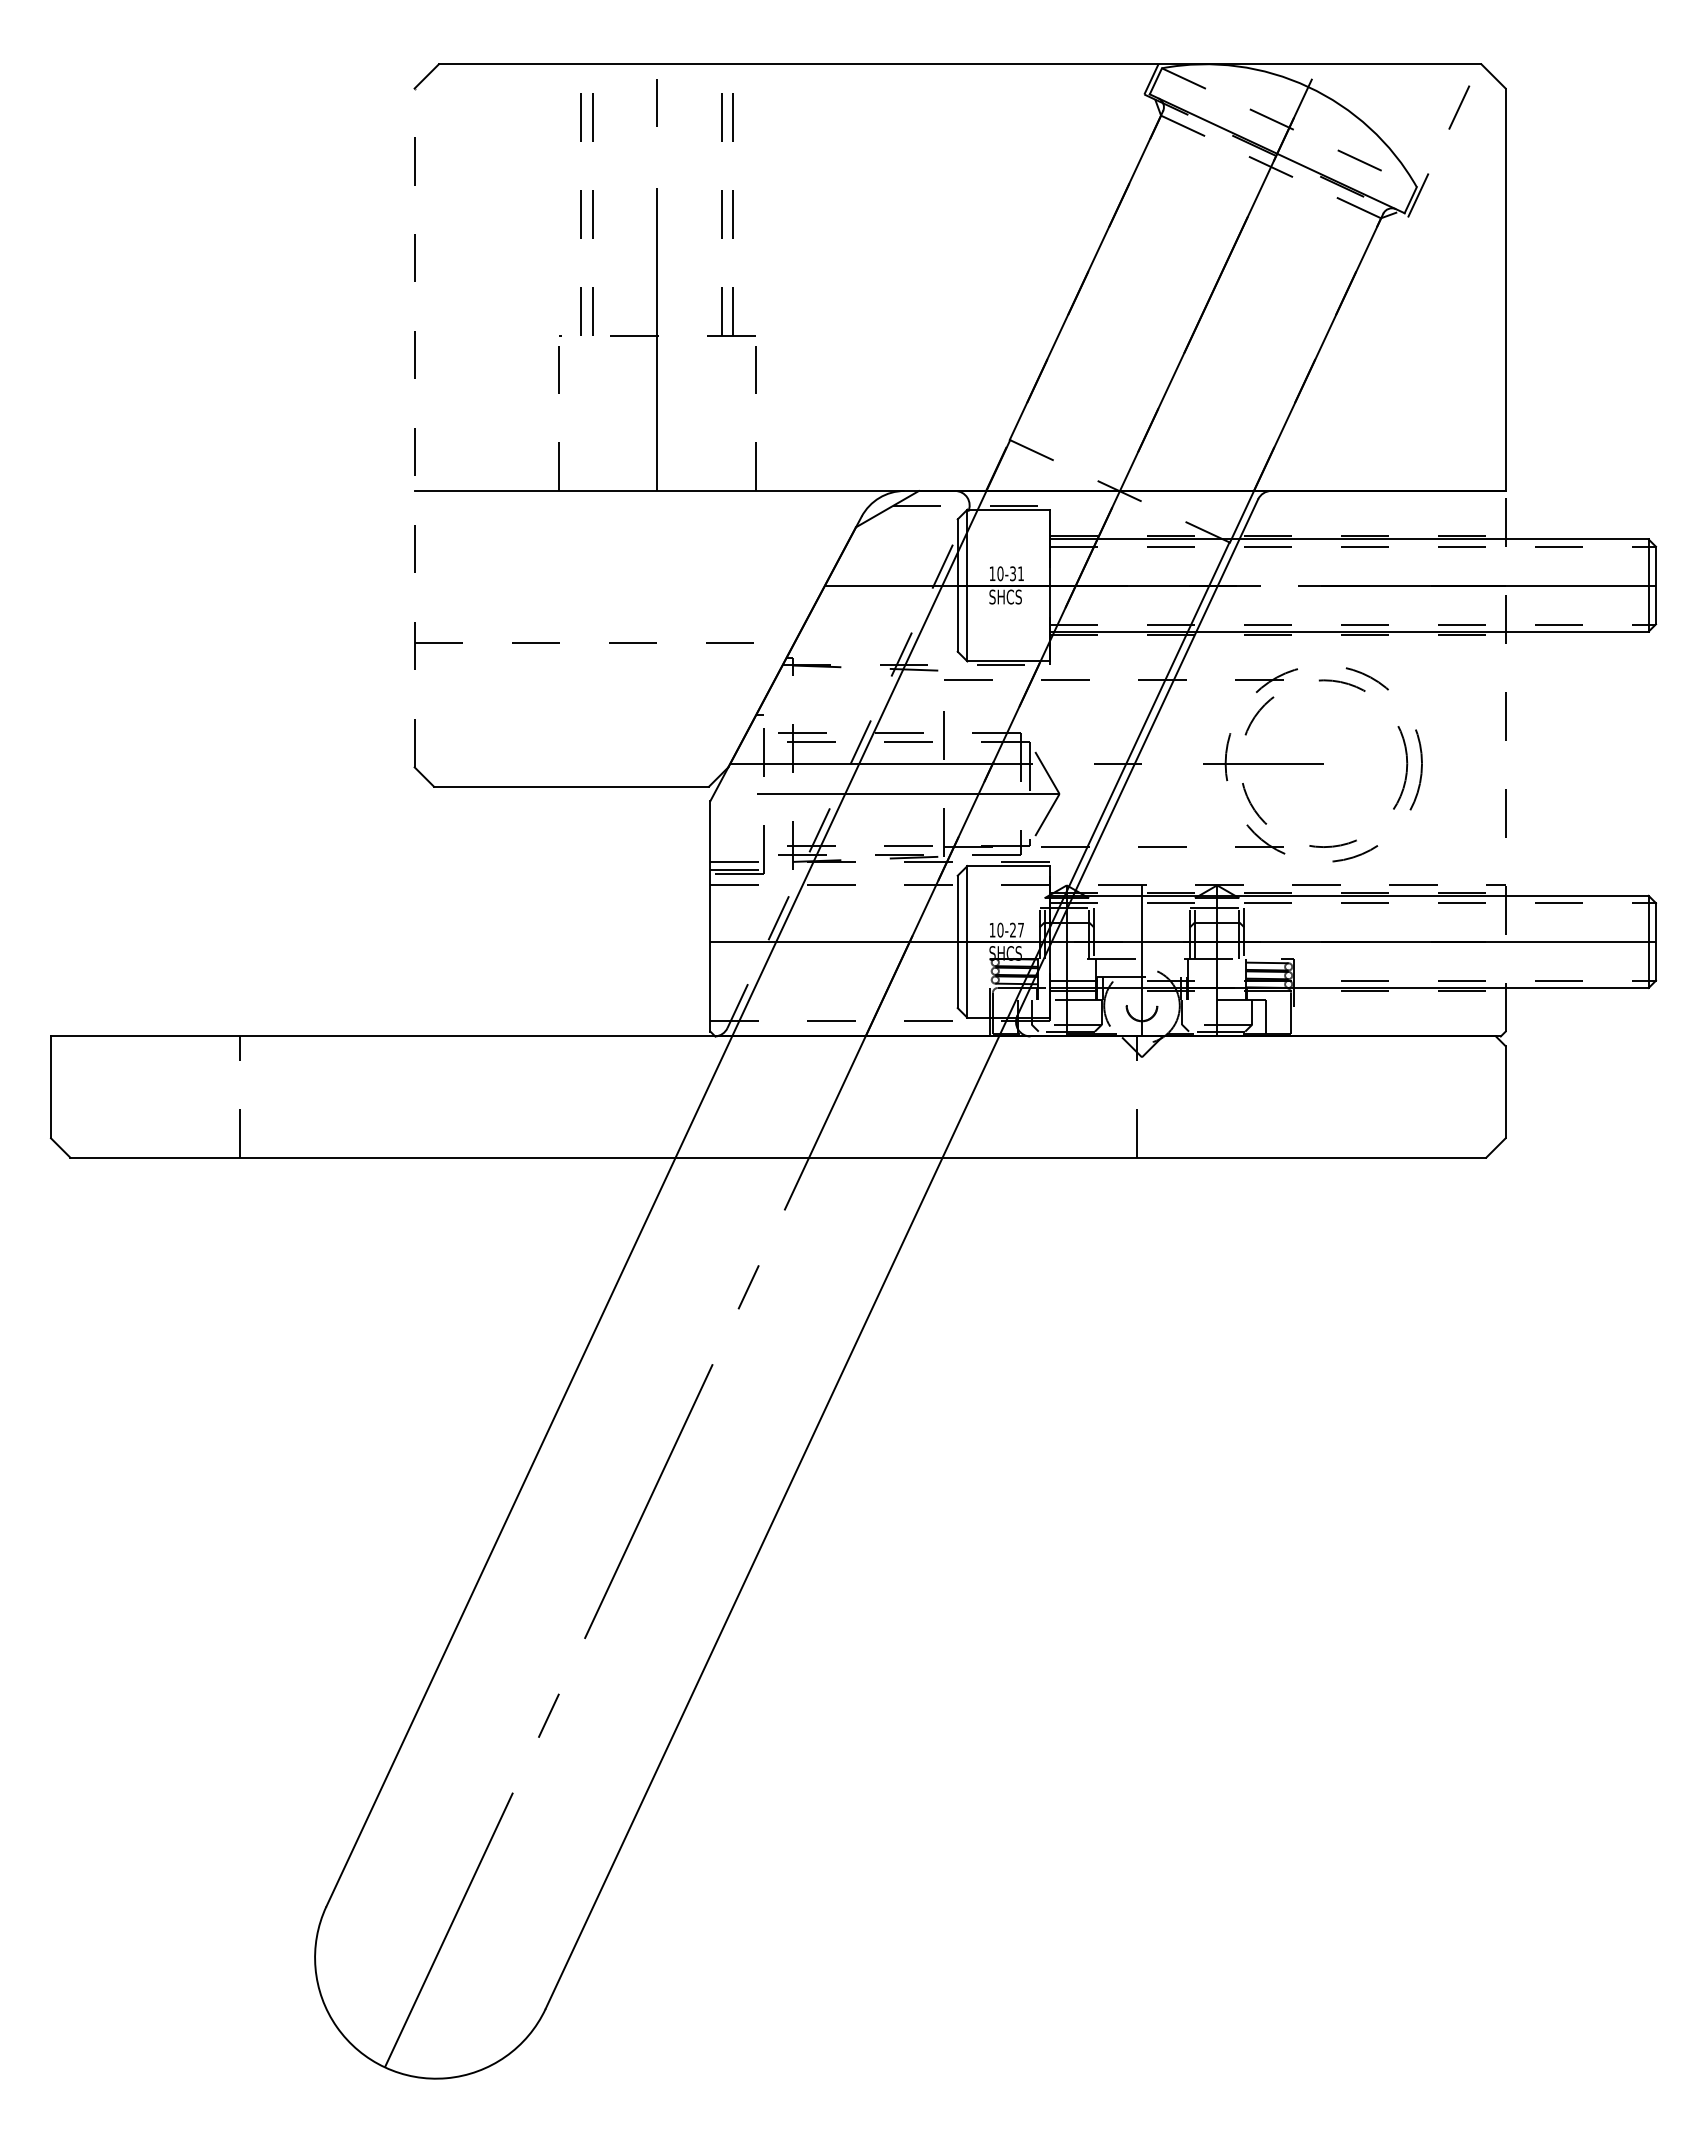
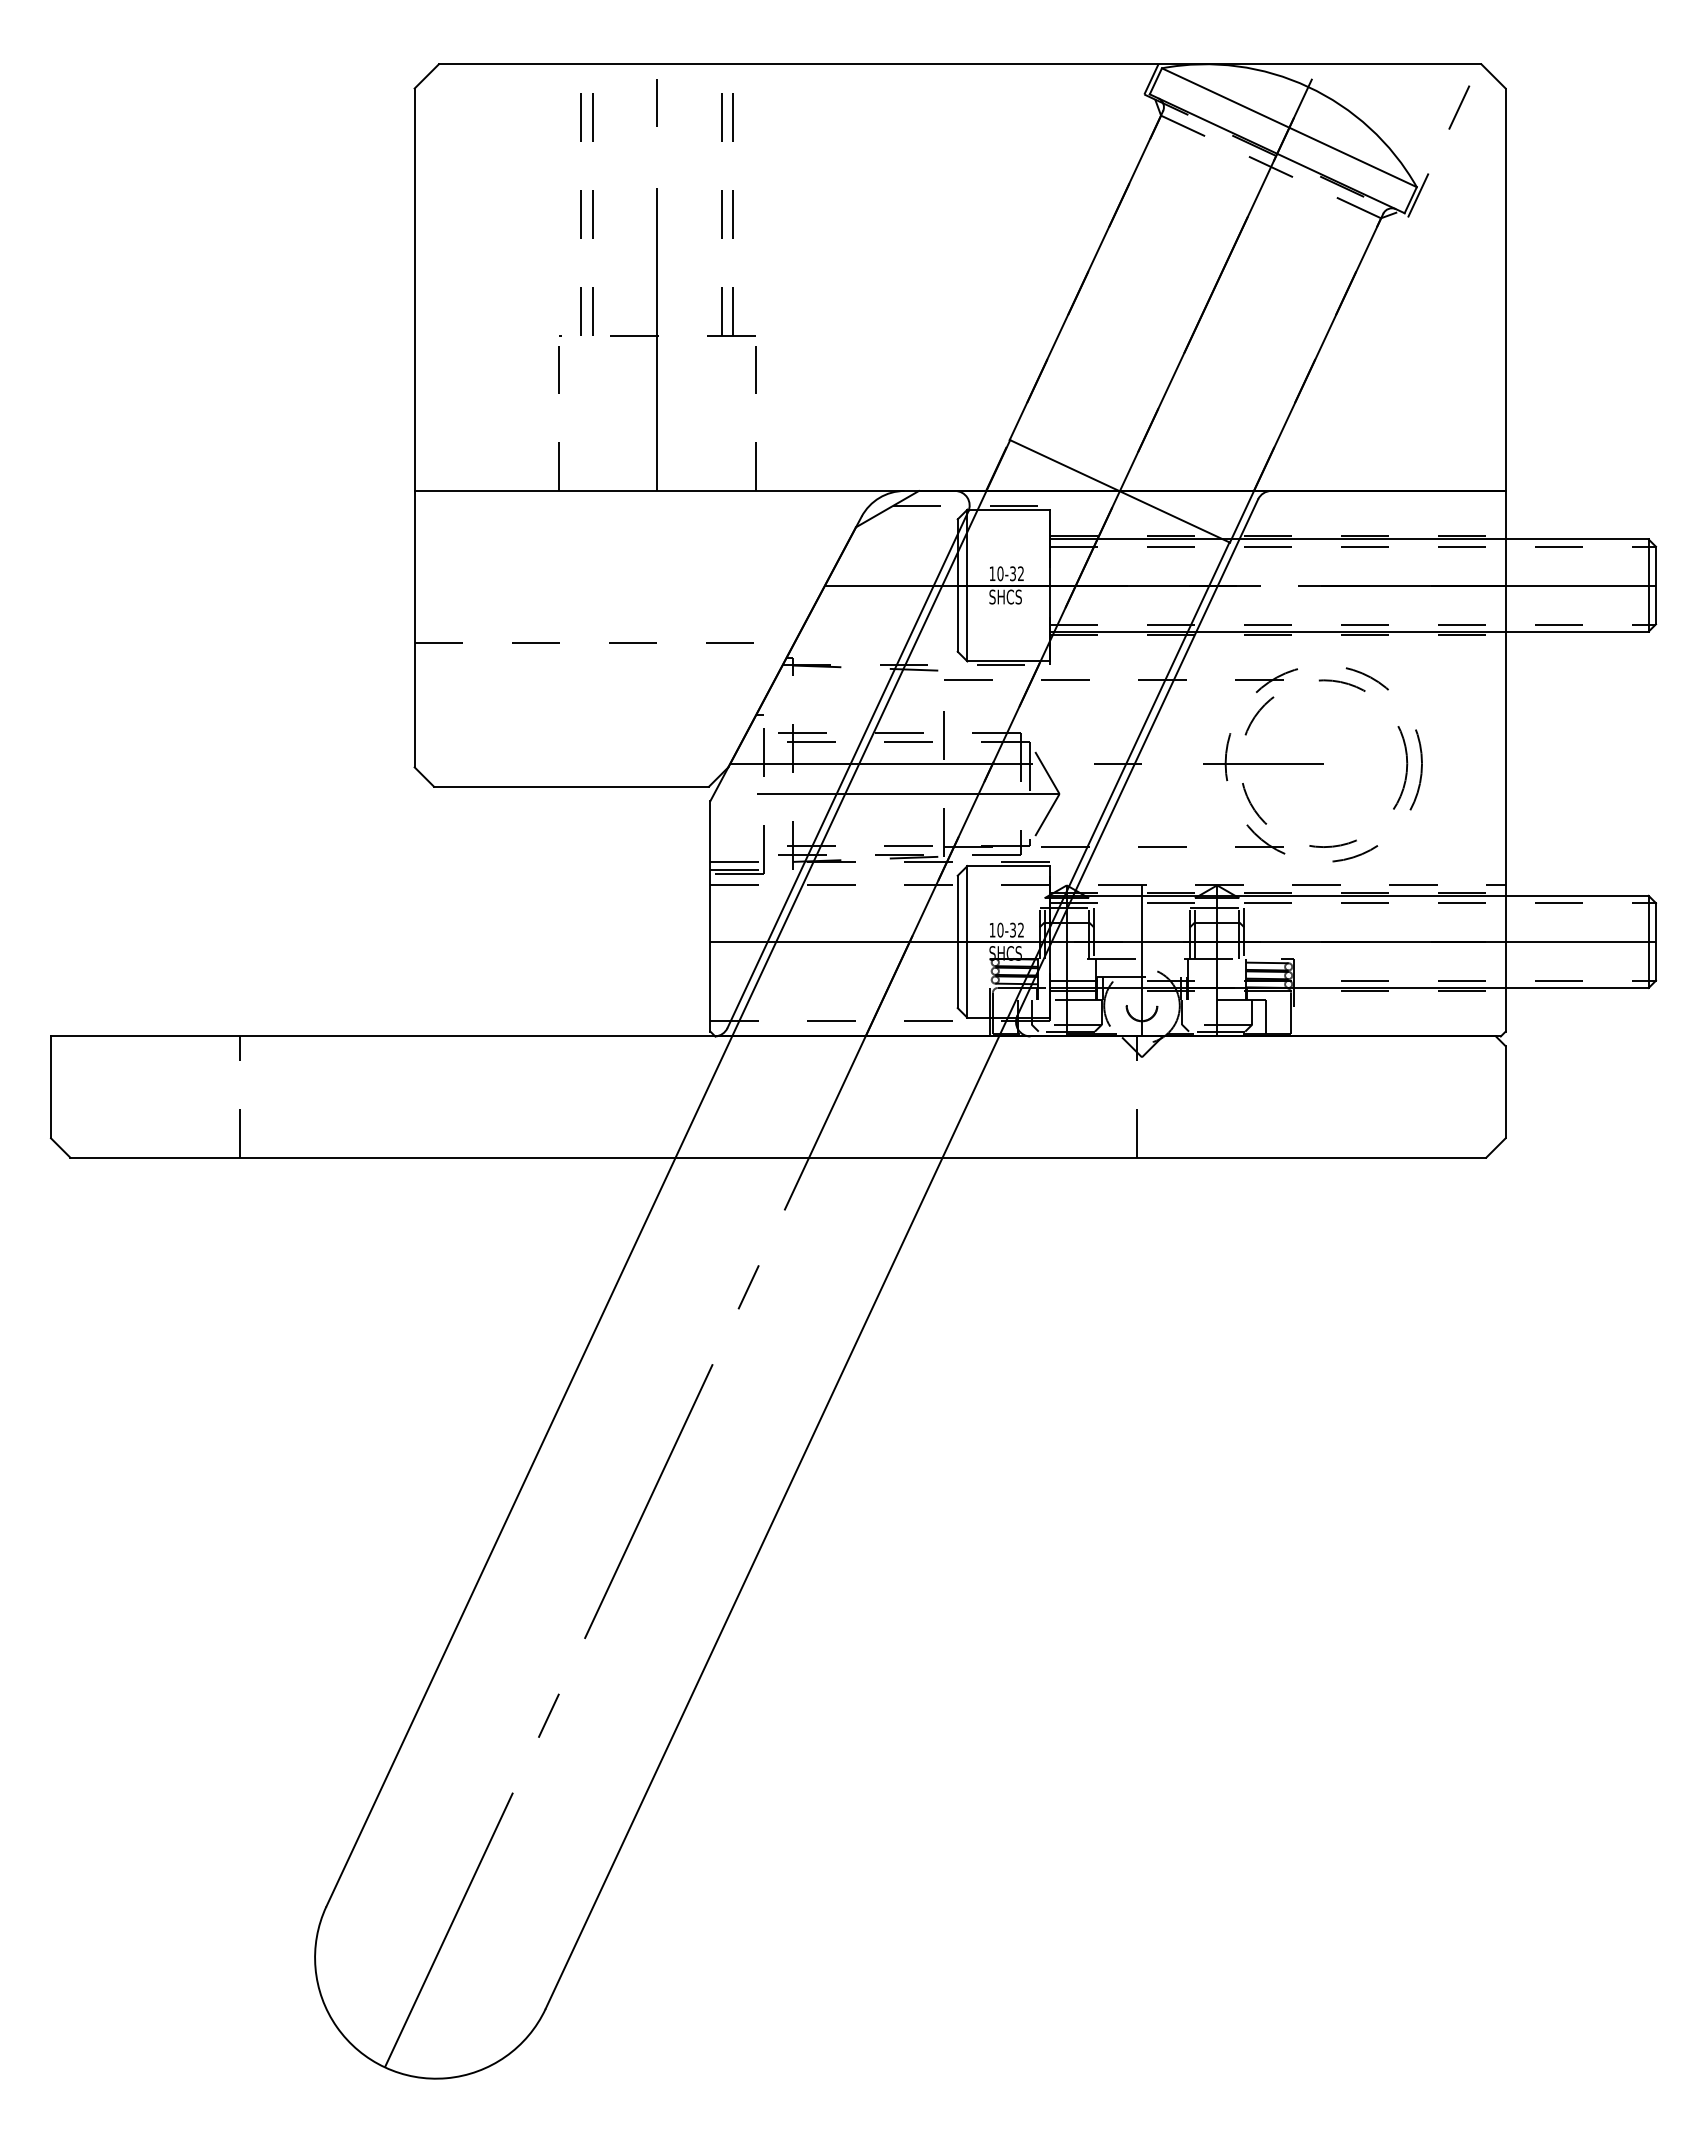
line: dashed -> solid (1289, 127)
line: dashed -> solid (414, 427)
line: dashed -> solid (1120, 491)
text: 10-31 -> 10-32 (1020, 573)
line: dashed -> solid (1505, 760)
line: dashed -> solid (847, 769)
text: 10-27 -> 10-32 (1016, 929)
